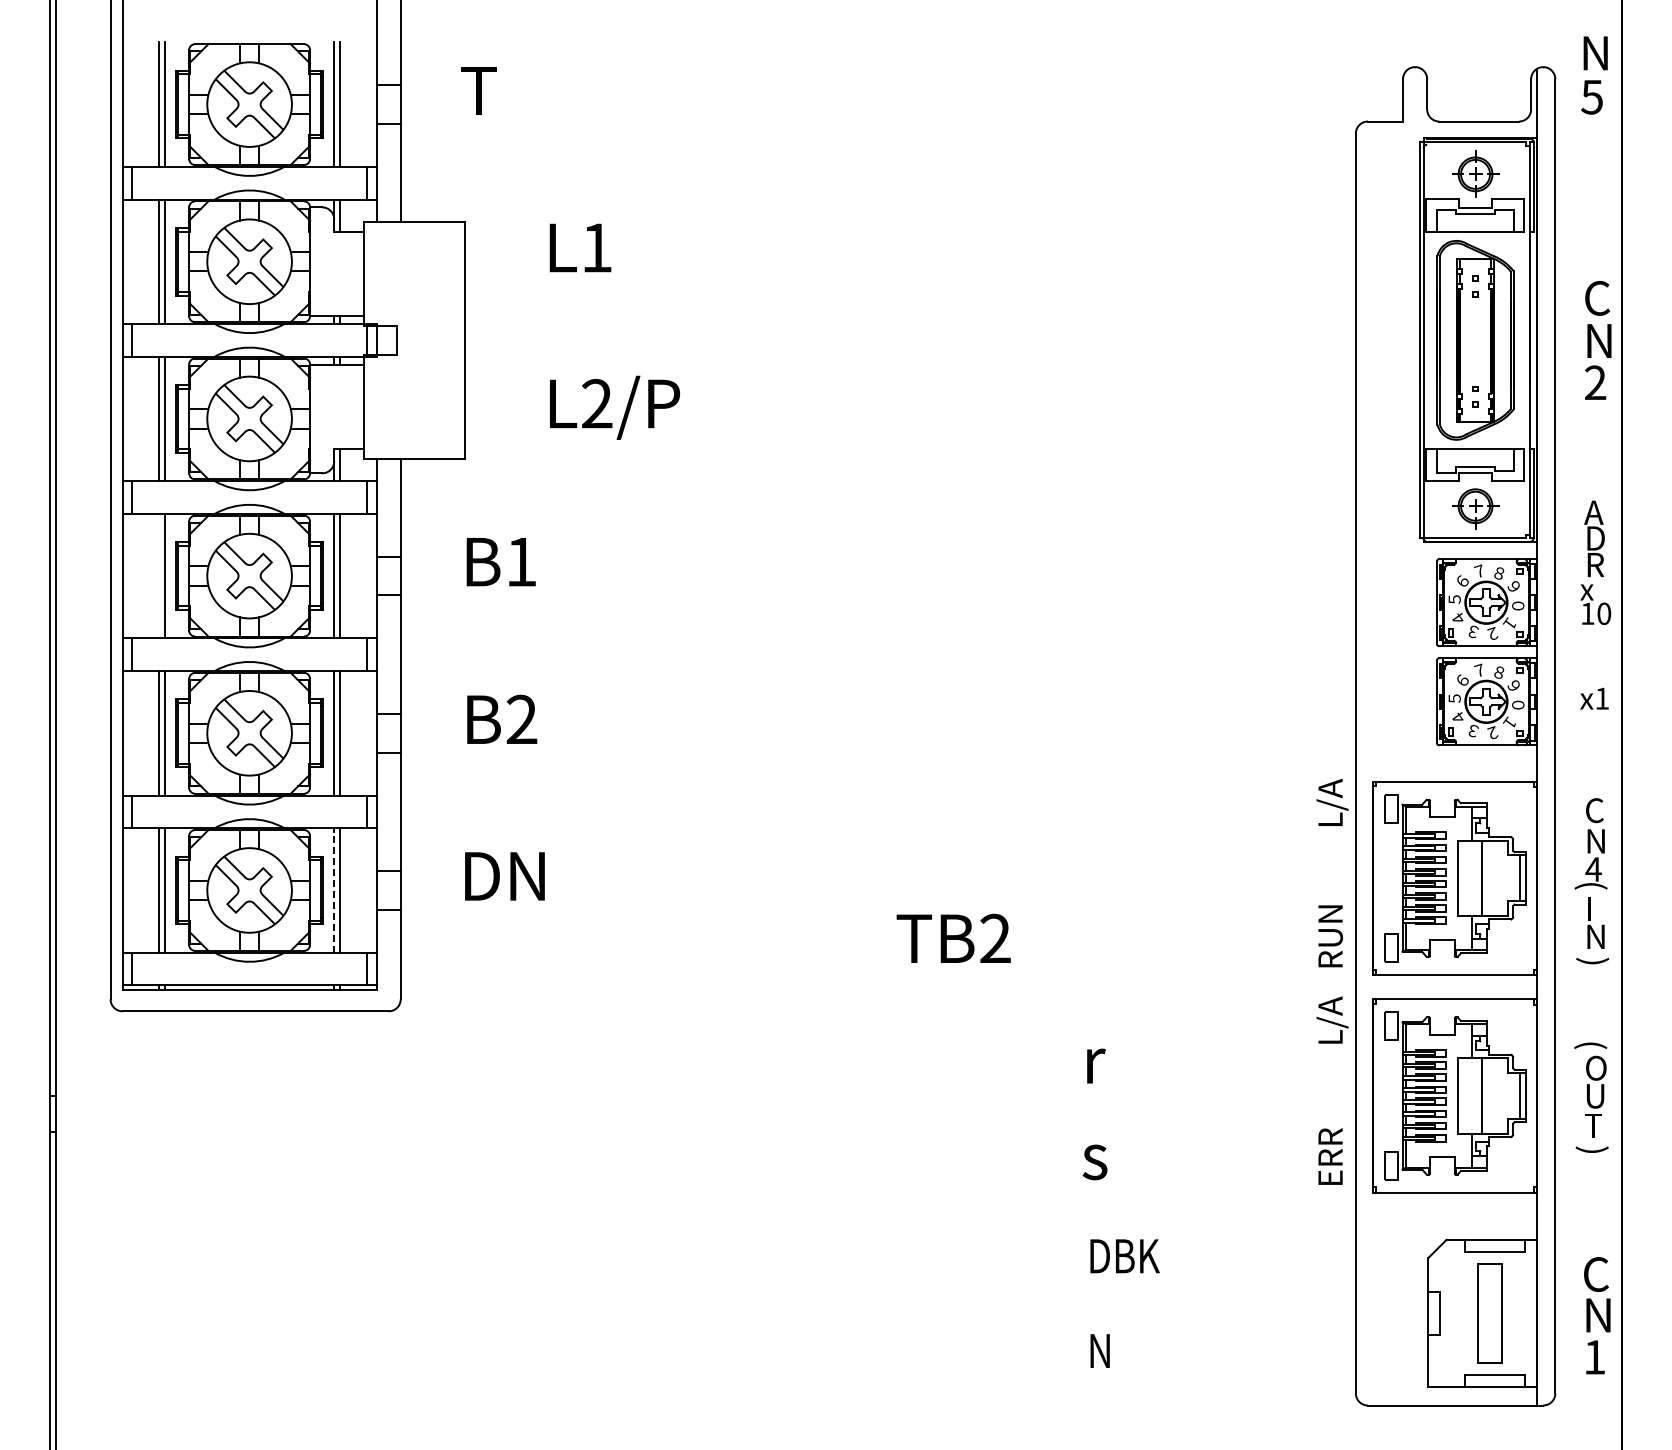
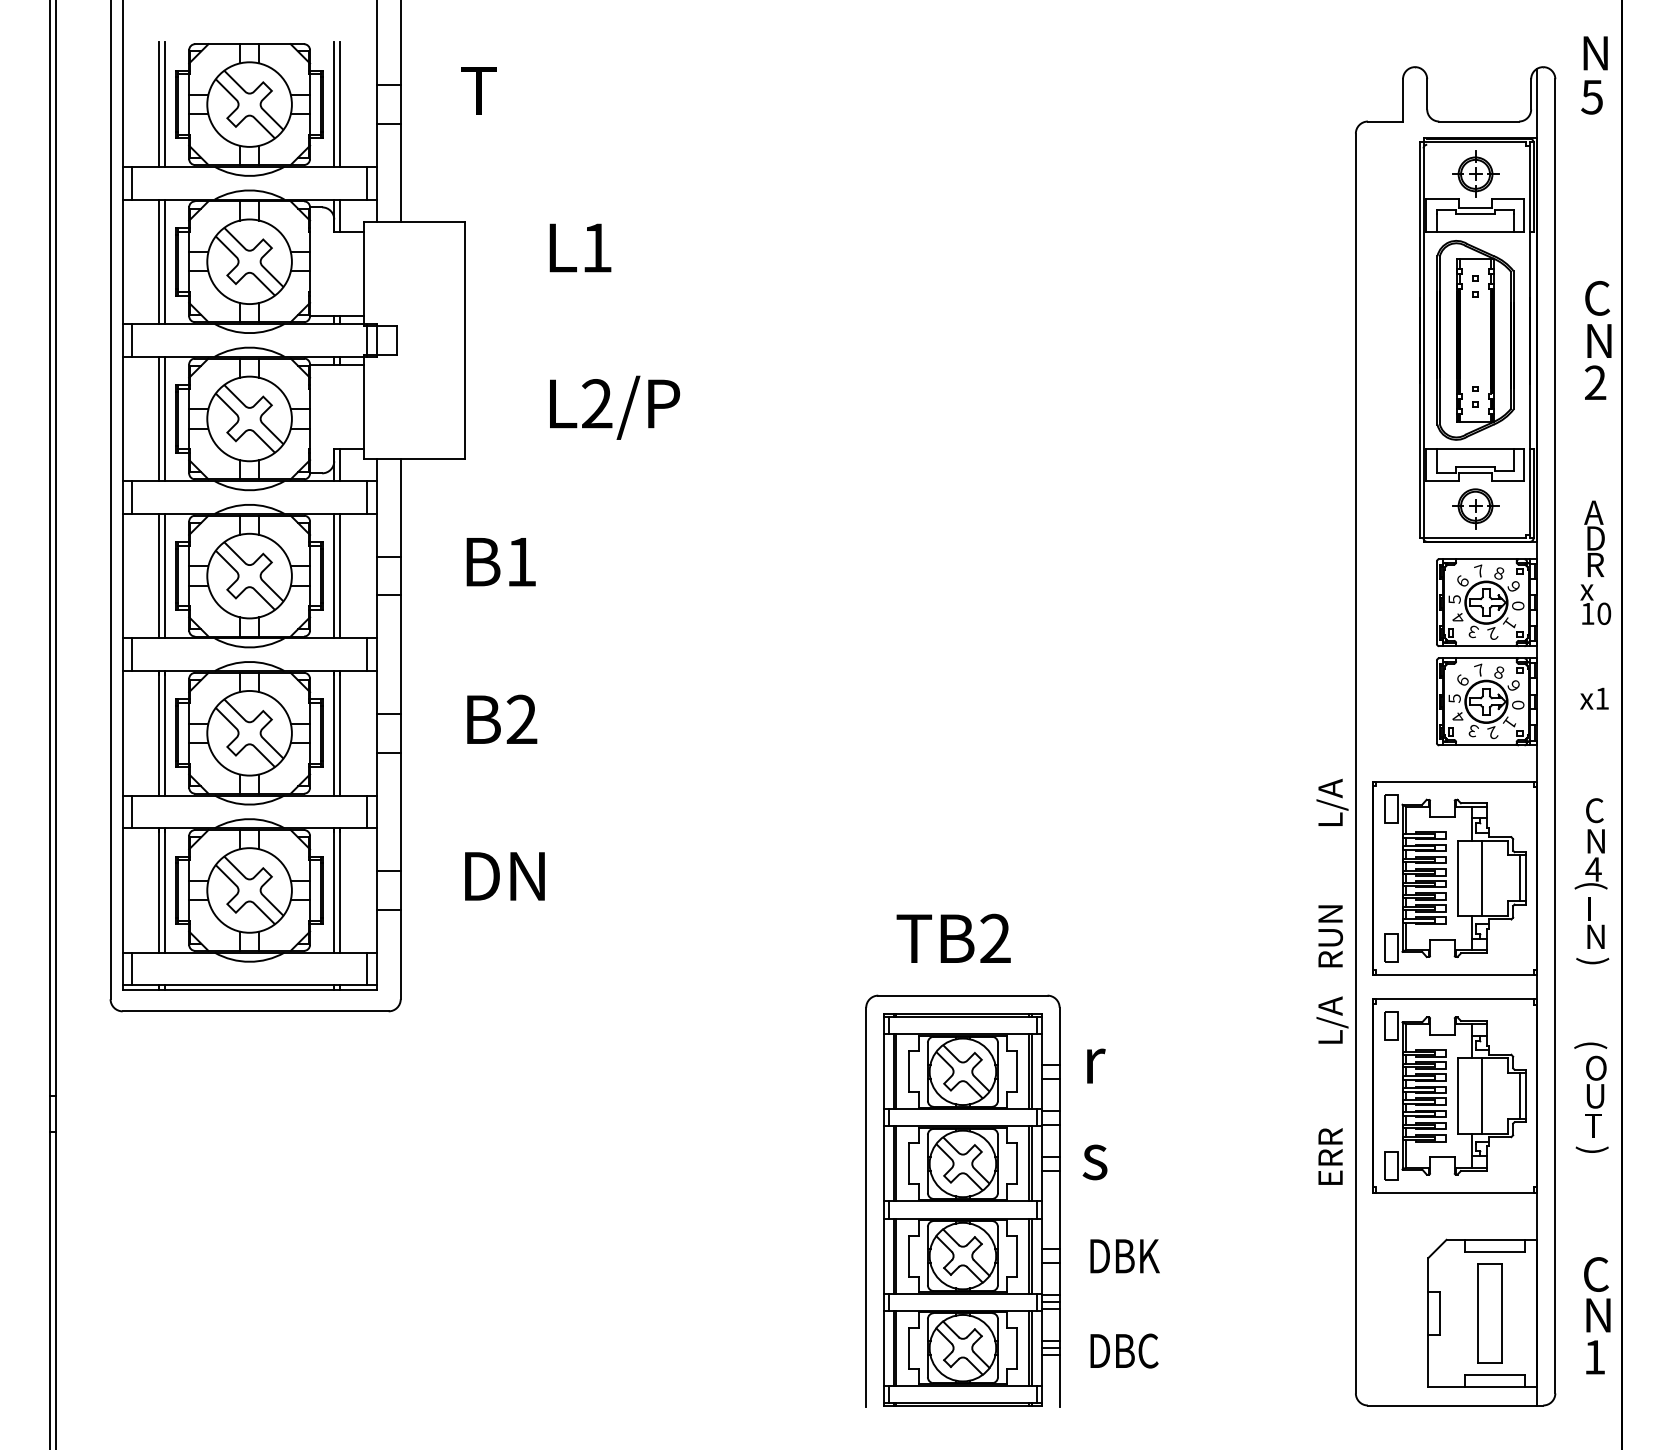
line: none -> present (158, 575)
line: dashed -> solid (334, 889)
part: none -> present (962, 1200)
text: N -> DBC (1125, 1350)
